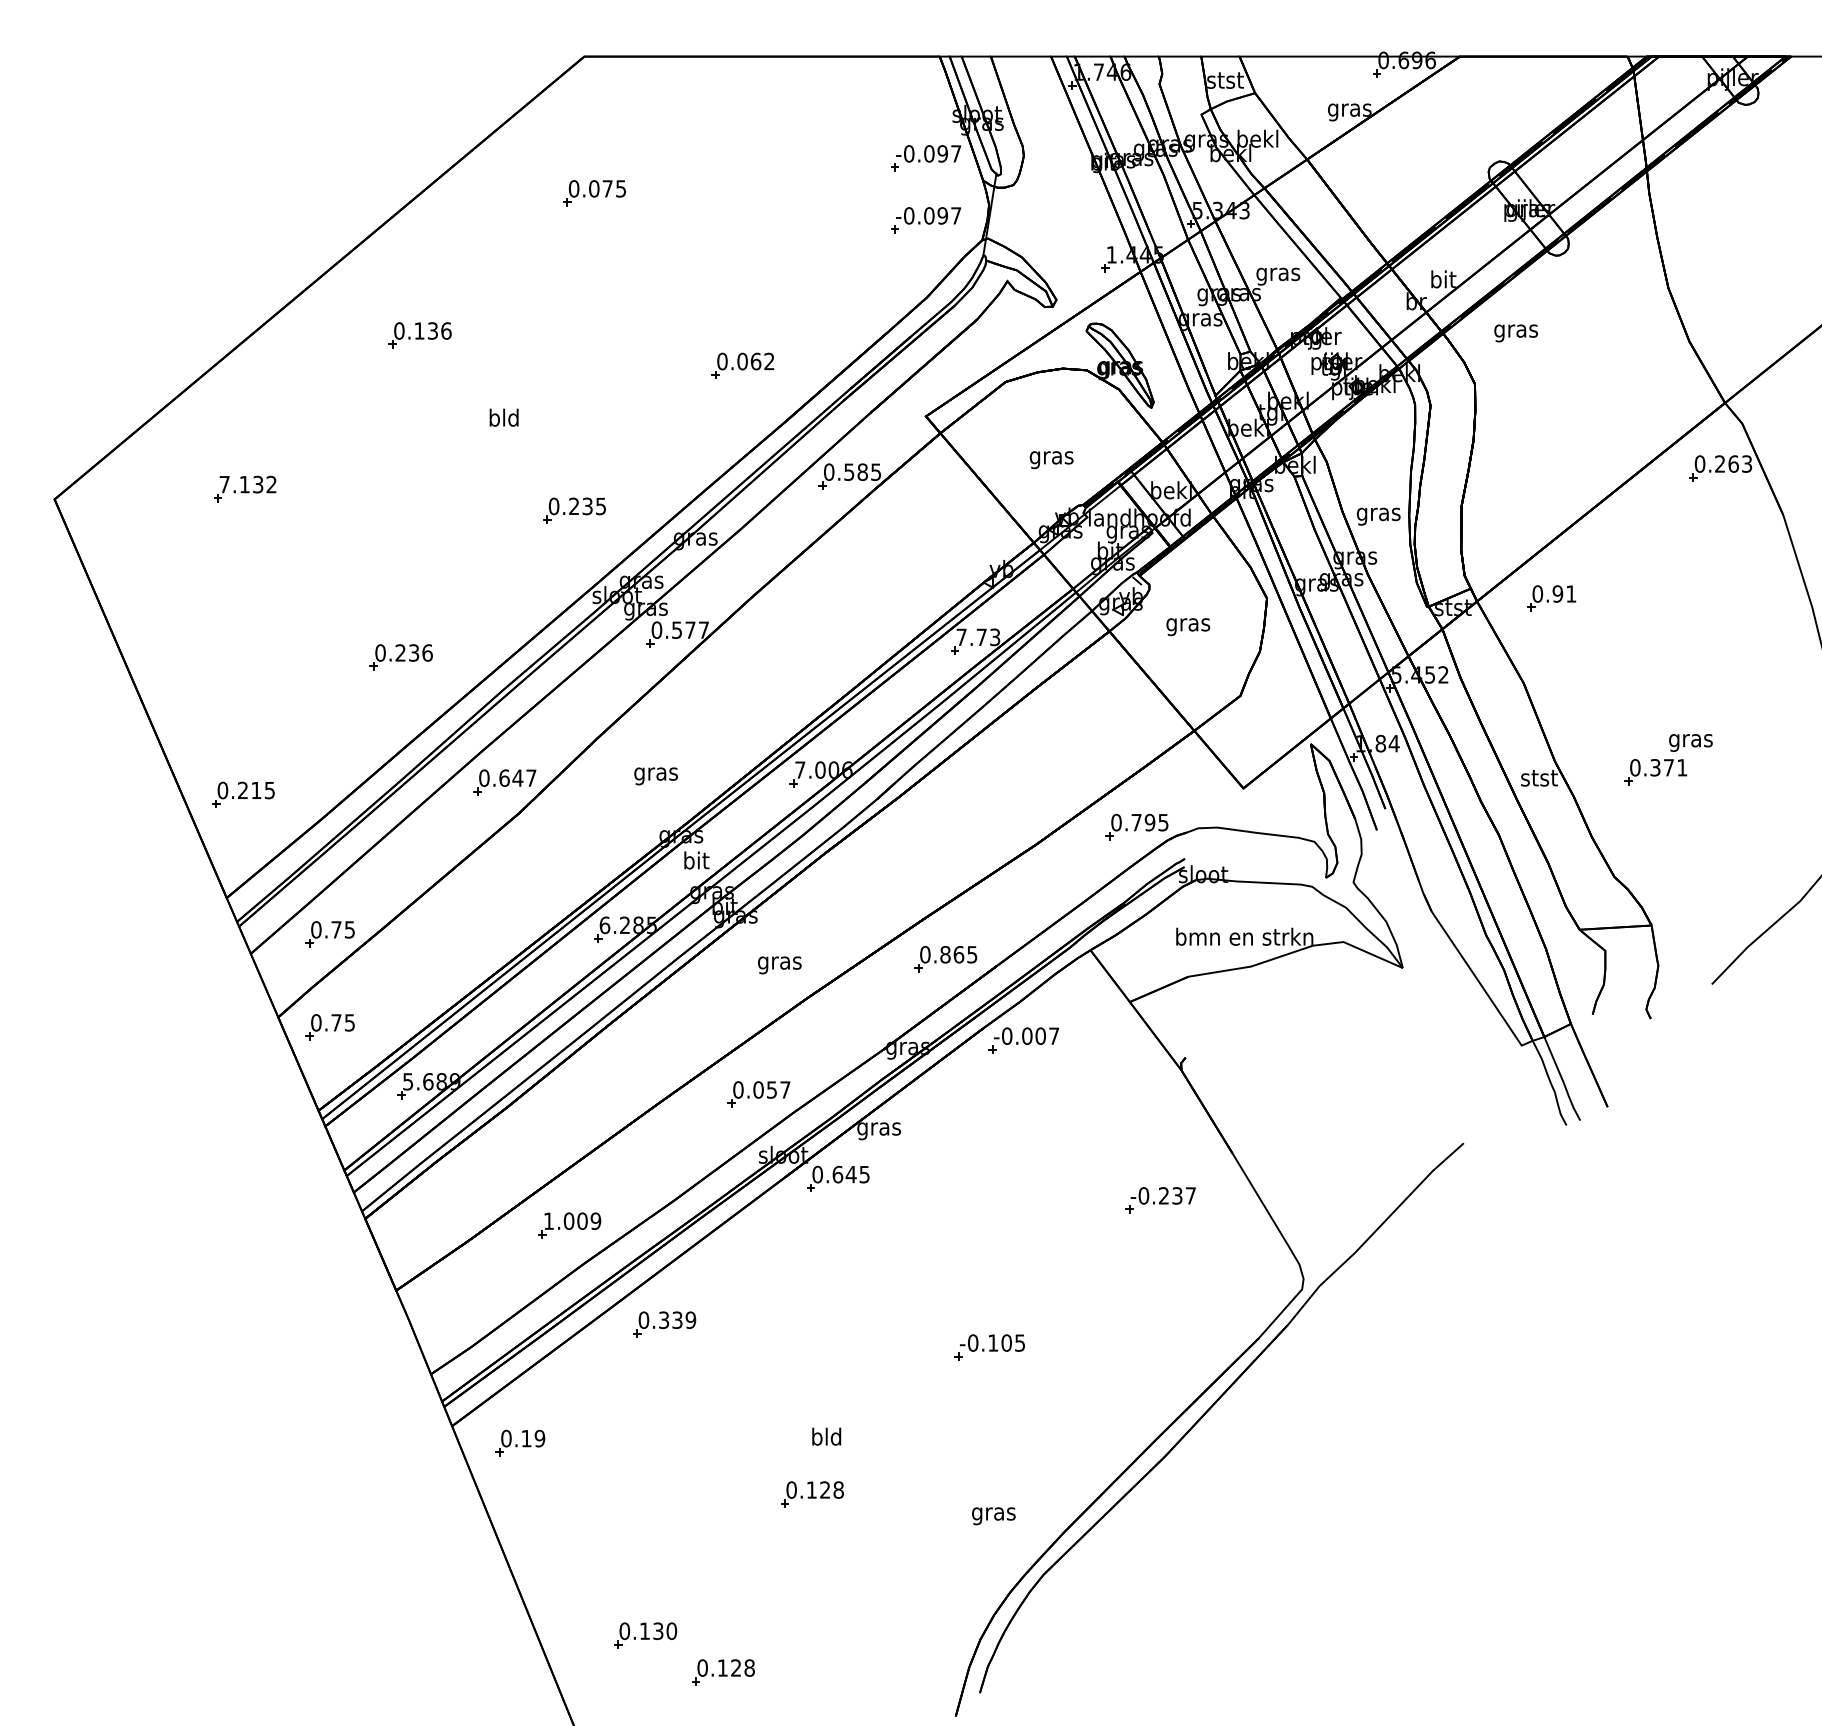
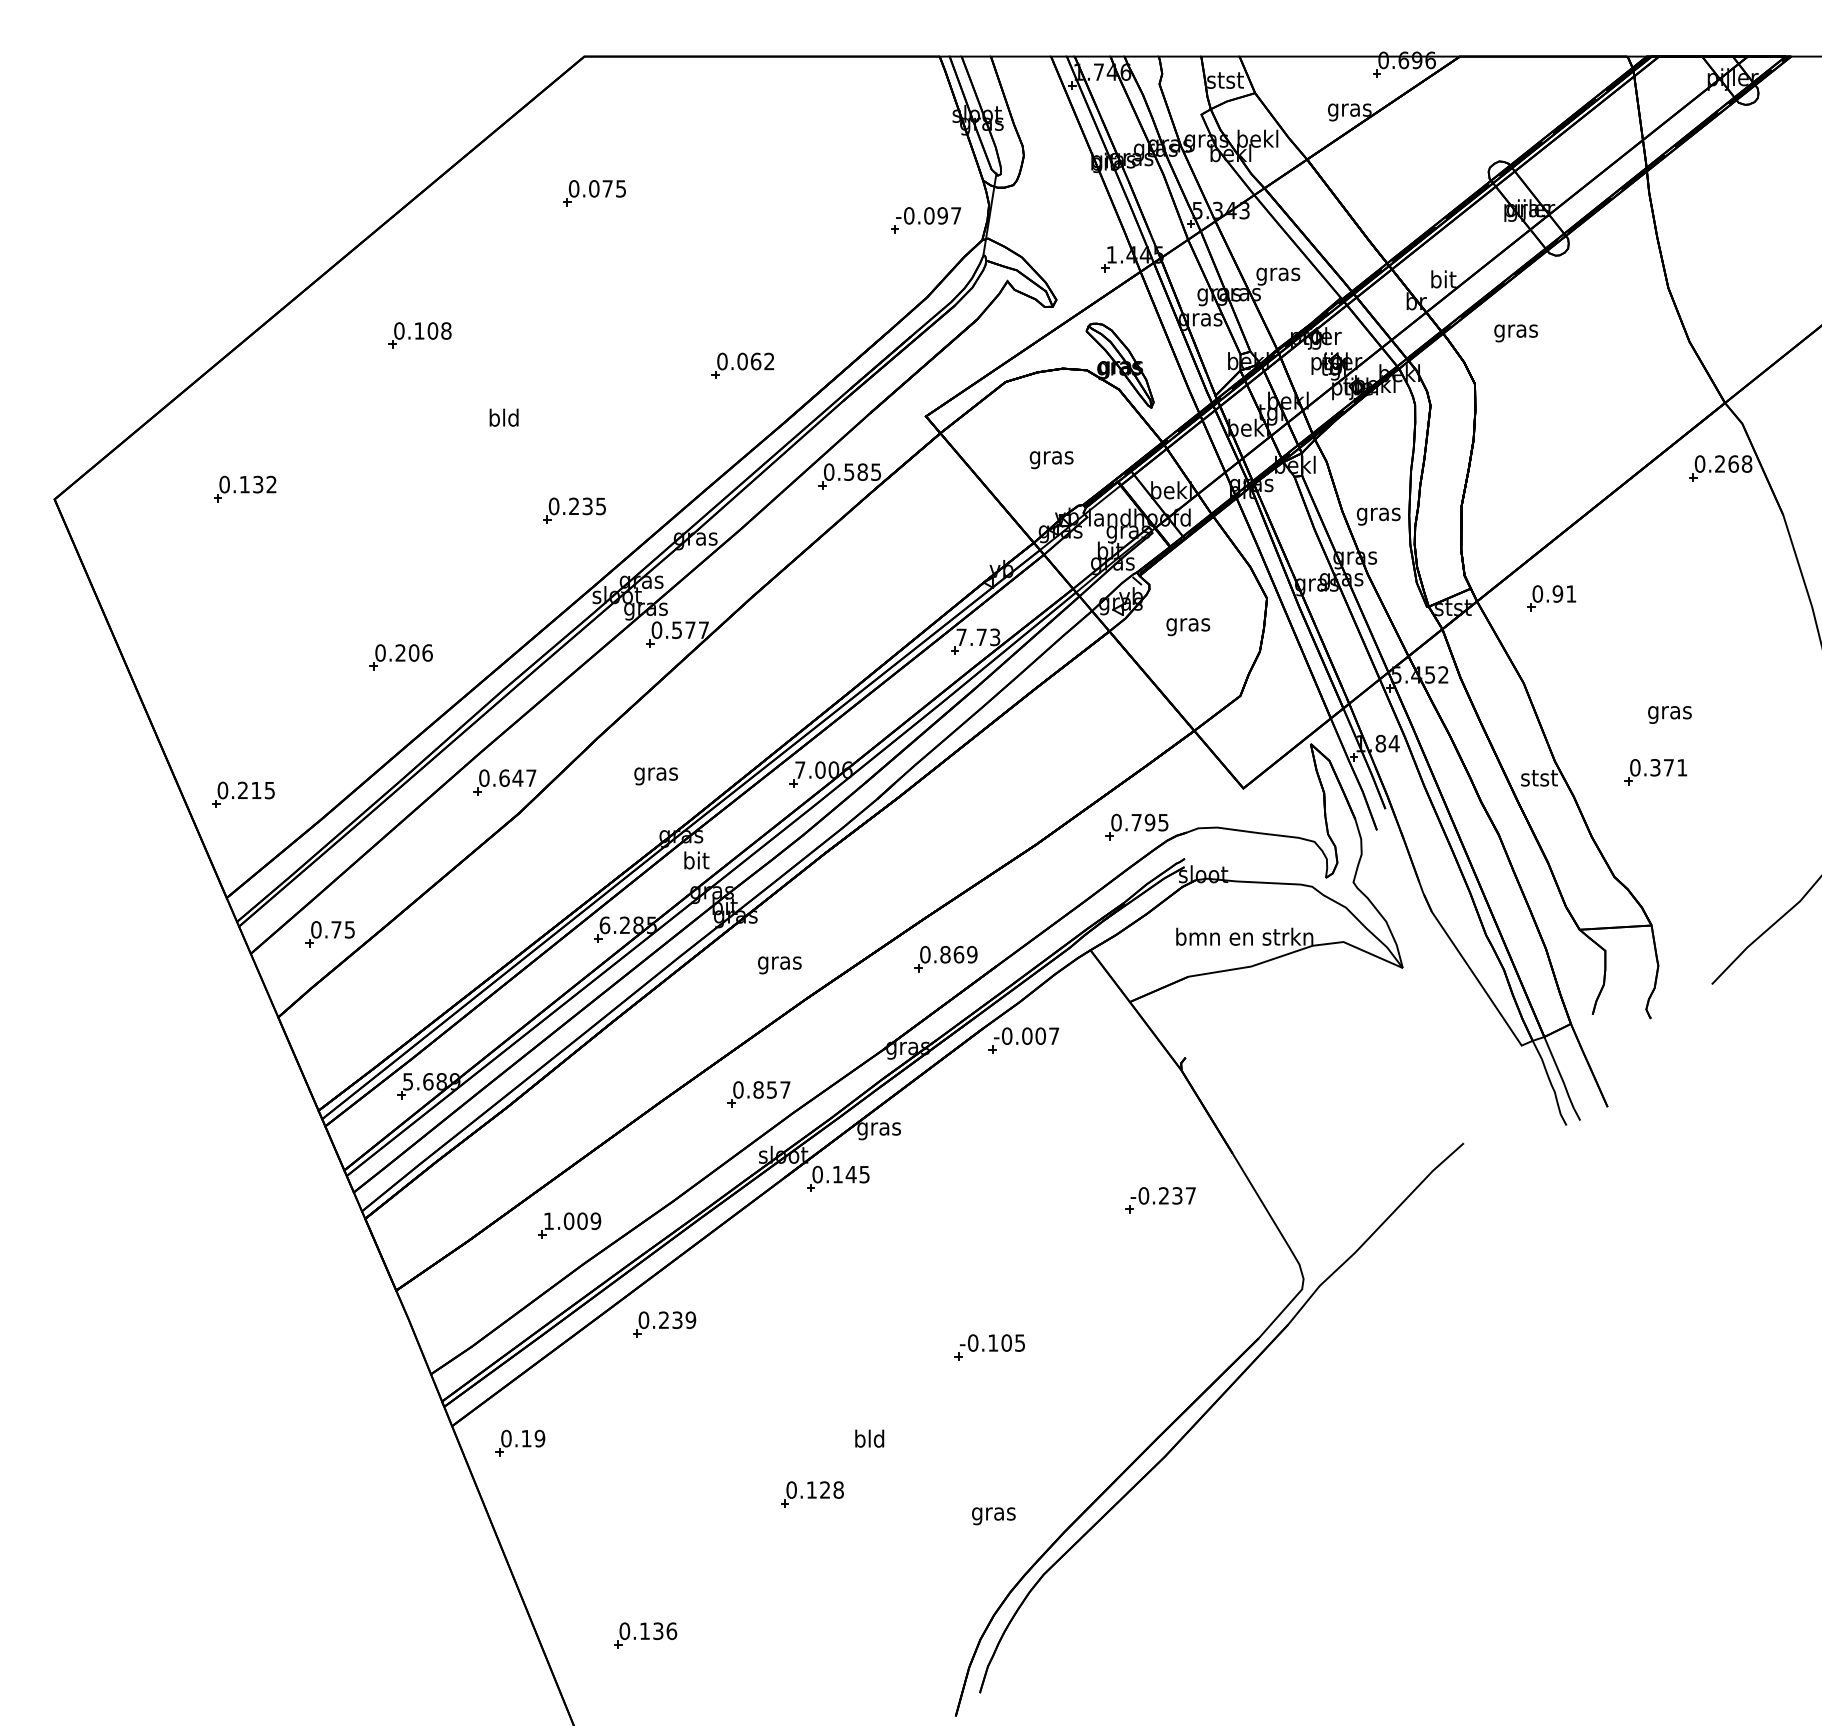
part: present -> none (926, 158)
text: 0.136 -> 0.108 (439, 330)
text: 0.263 -> 0.268 (1746, 463)
text: 7.132 -> 0.132 (224, 484)
text: 0.236 -> 0.206 (413, 652)
text position: (1690, 742) -> (1669, 714) (1669, 714)
text: 0.865 -> 0.869 (972, 954)
part: present -> none (329, 1027)
text: 0.057 -> 0.857 (758, 1089)
text: 0.645 -> 0.145 (837, 1174)
text: 0.339 -> 0.239 (664, 1320)
text position: (826, 1436) -> (869, 1438) (869, 1438)
text: 0.130 -> 0.136 (671, 1630)
part: present -> none (723, 1672)
